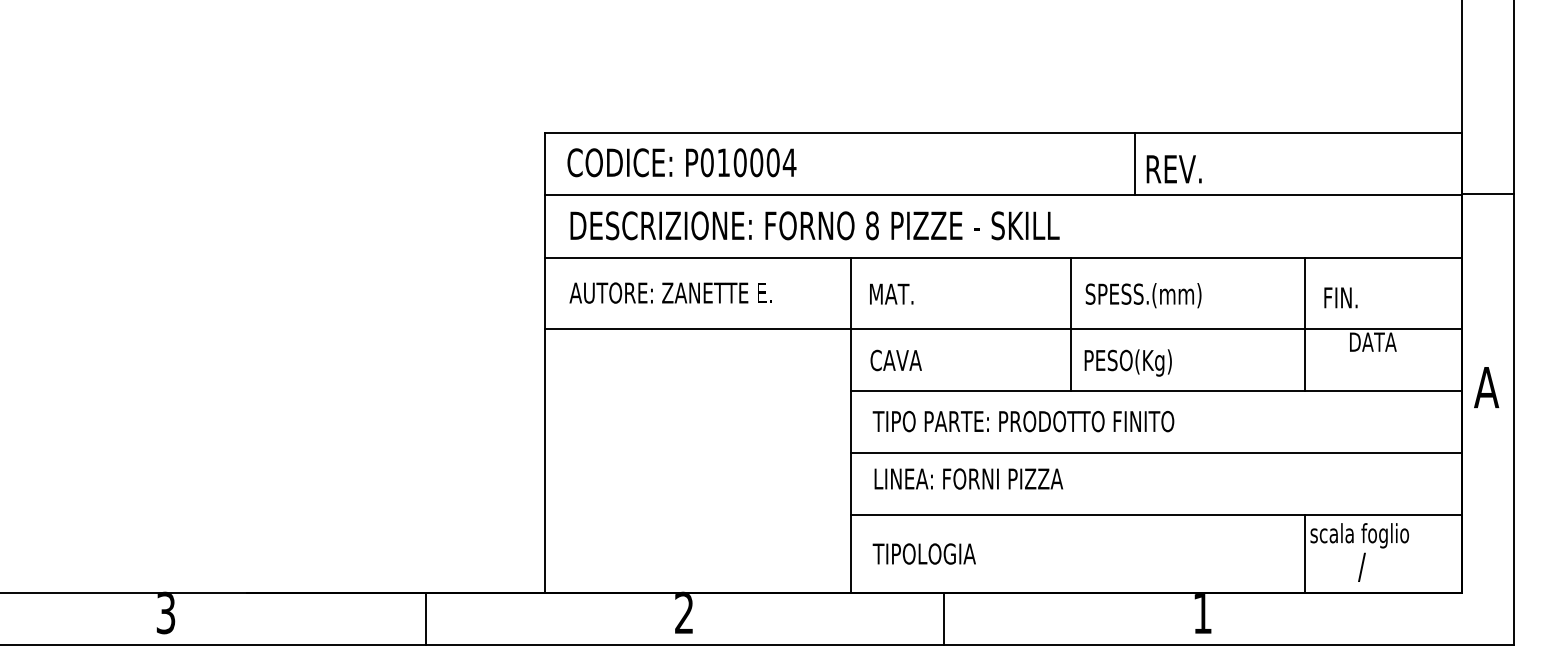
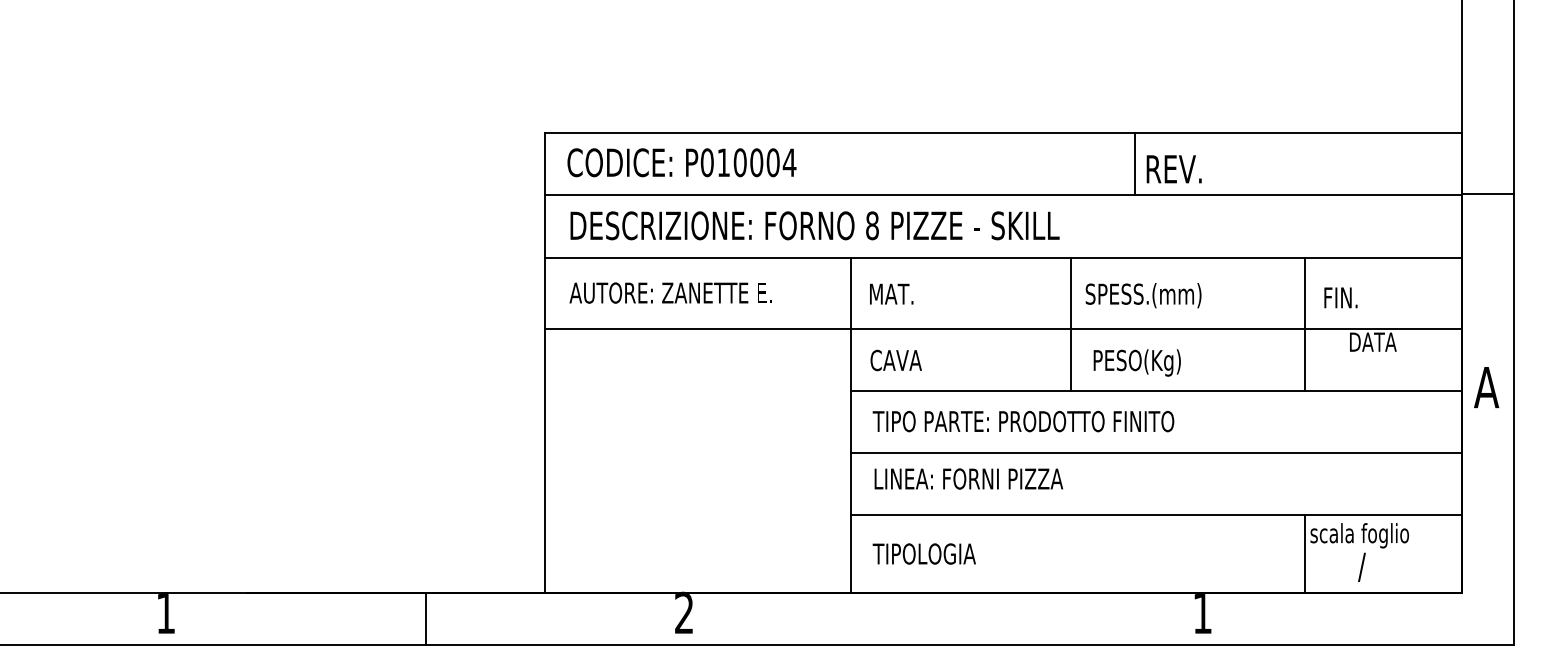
text position: (1127, 362) -> (1136, 362) (1136, 362)
text: 3 -> 1 (165, 612)
line: present -> none (944, 618)
